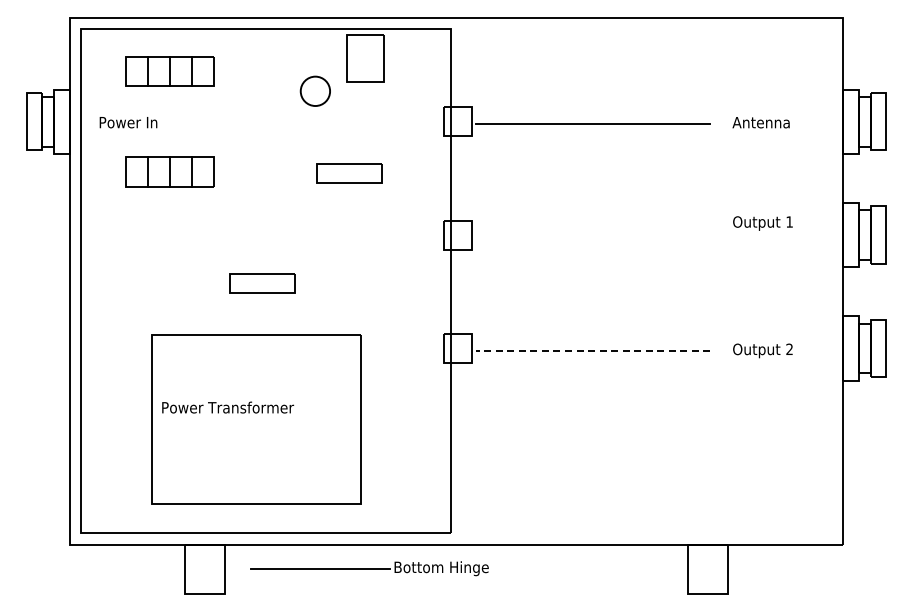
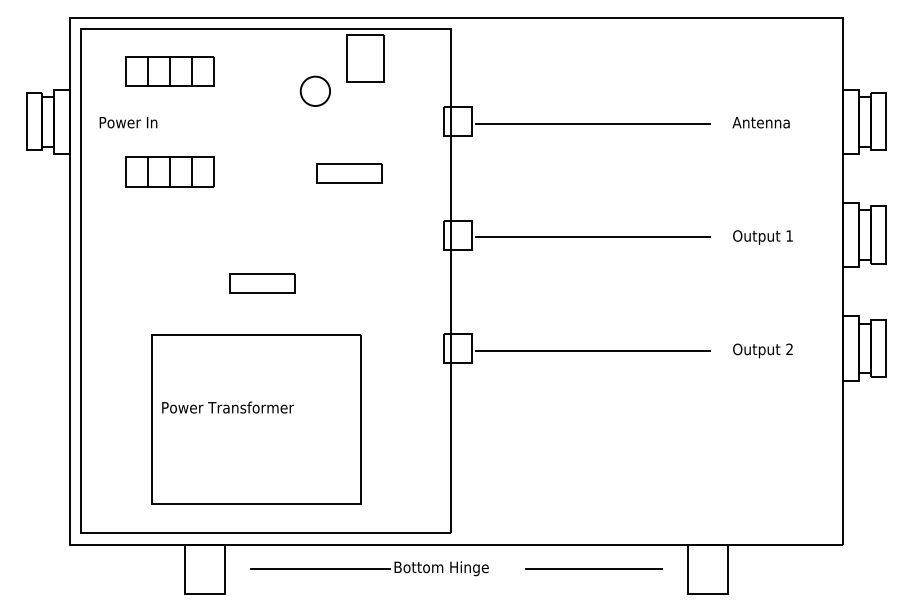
text position: (762, 223) -> (762, 237) (762, 237)
line: none -> present (592, 237)
line: dashed -> solid (592, 350)
line: none -> present (593, 569)
